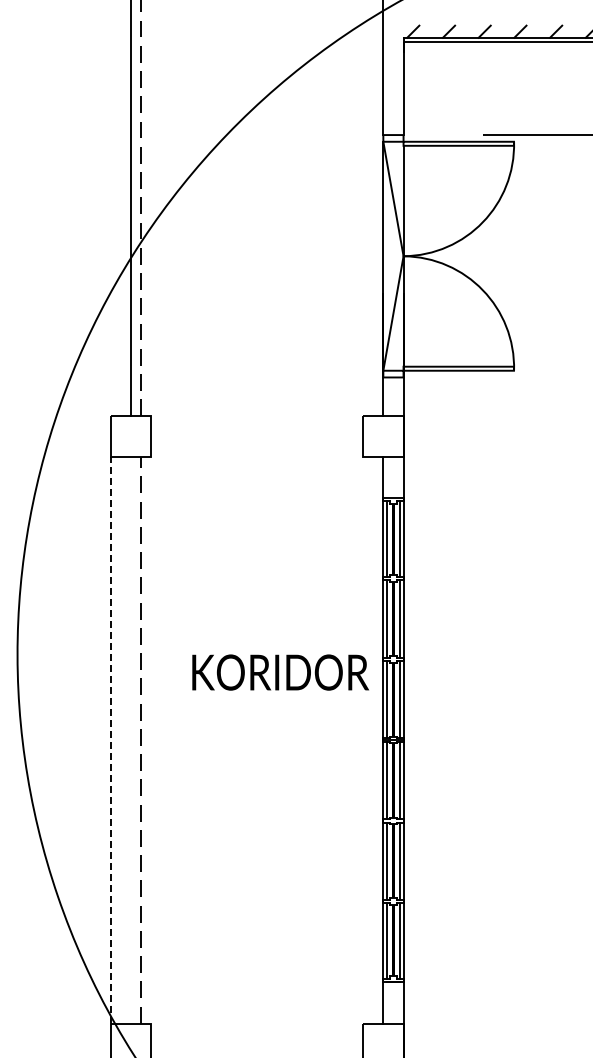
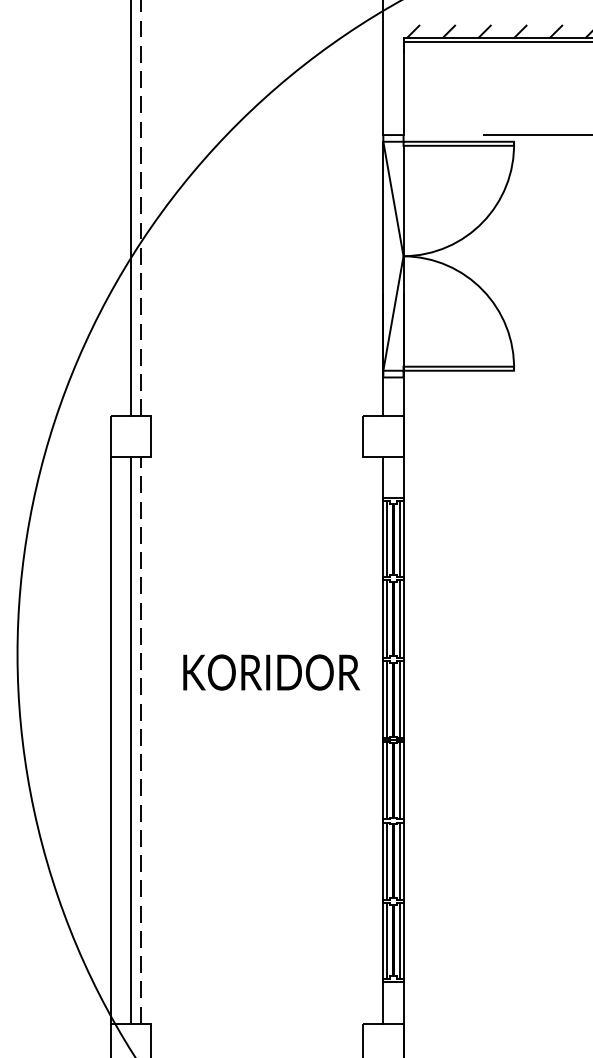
text position: (280, 672) -> (271, 672) (271, 672)
line: none -> present (130, 739)
line: dashed -> solid (110, 740)
